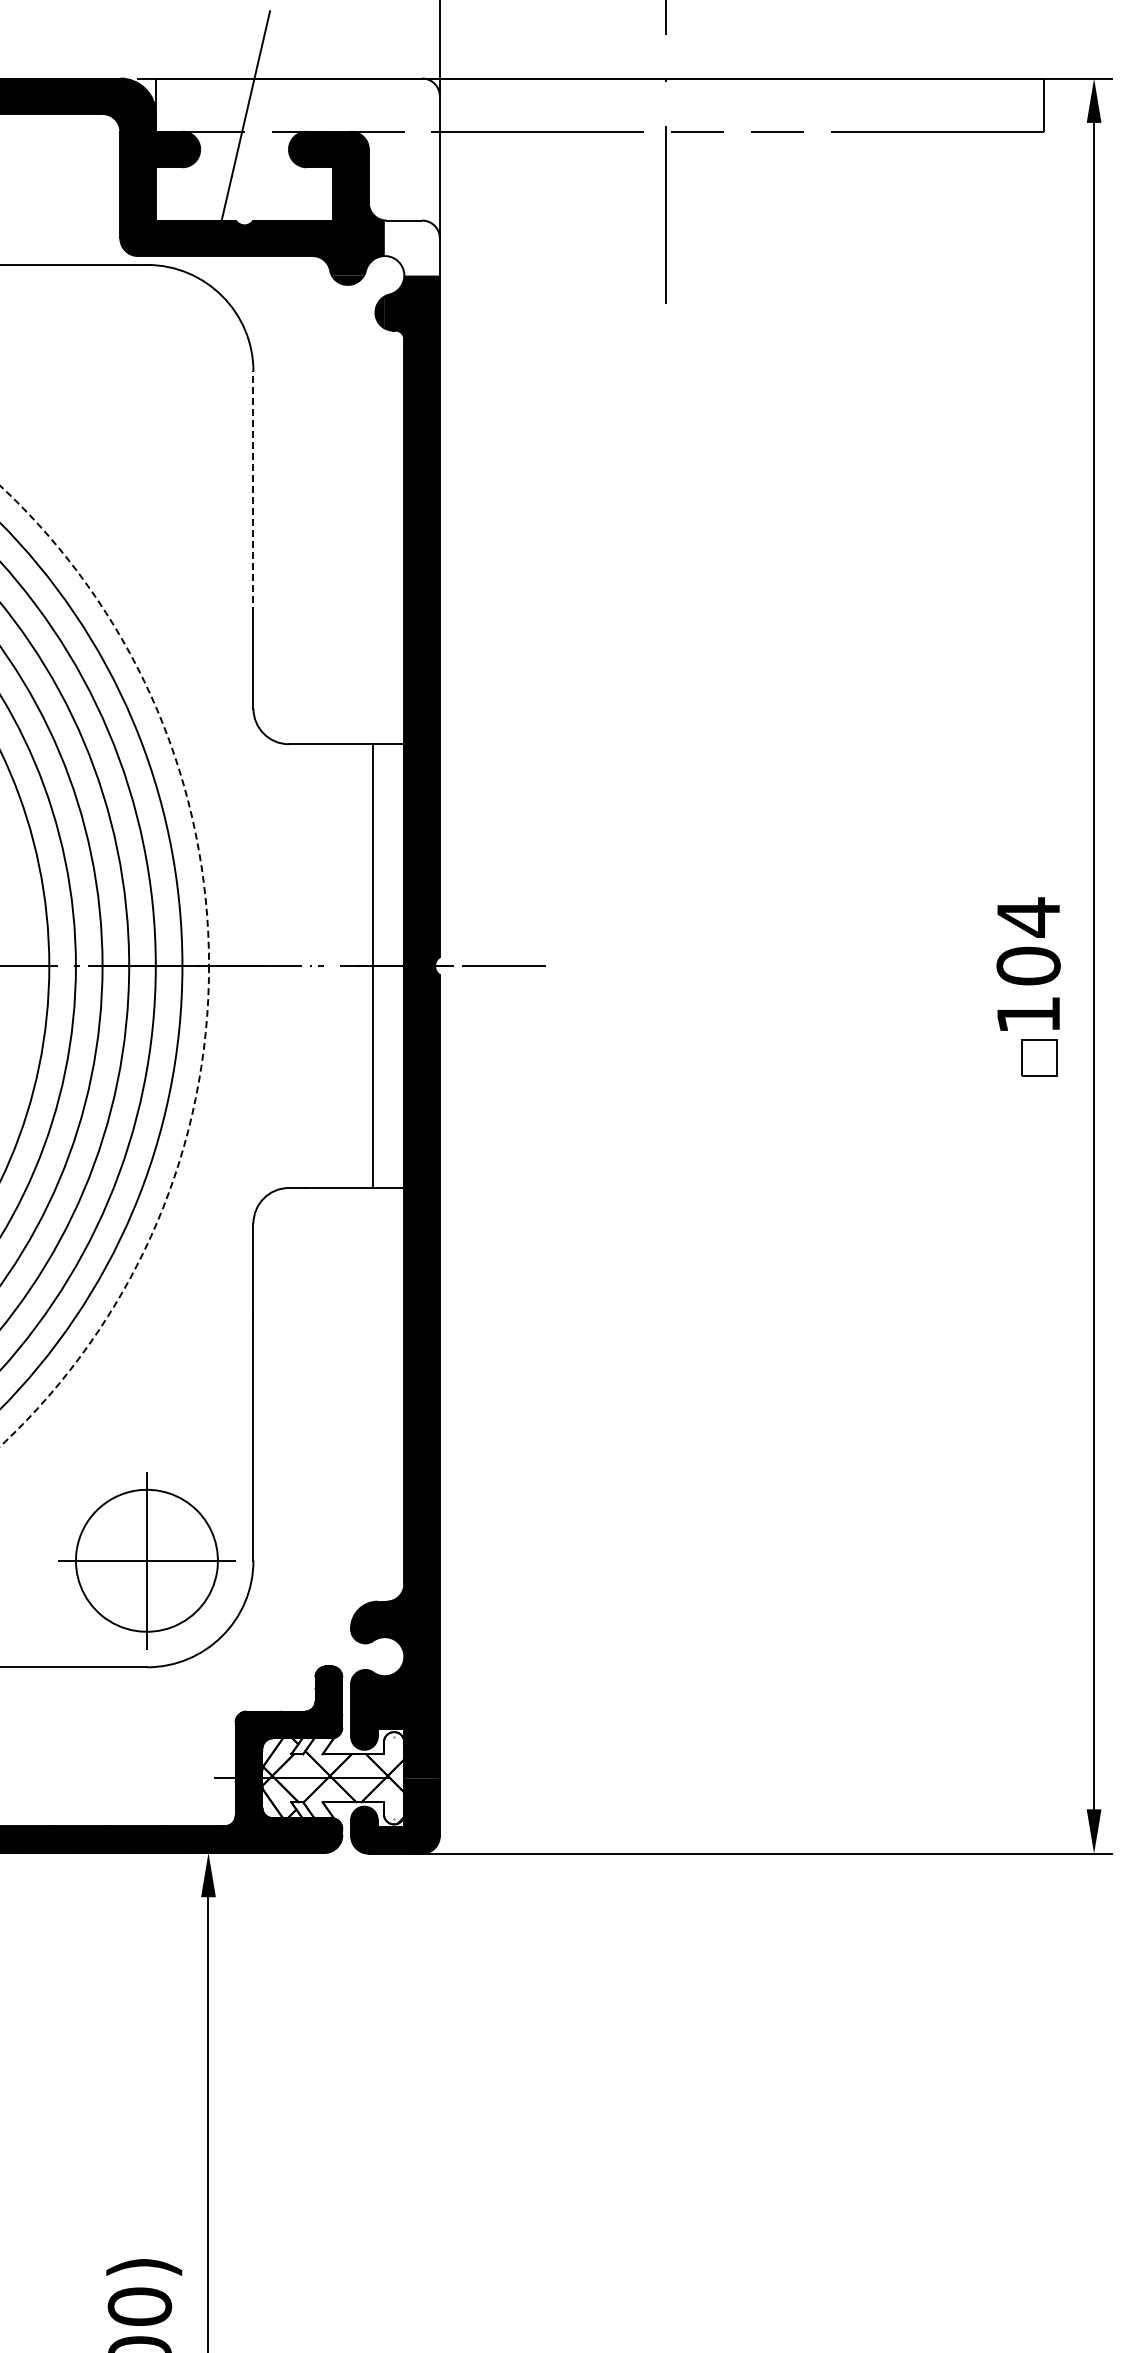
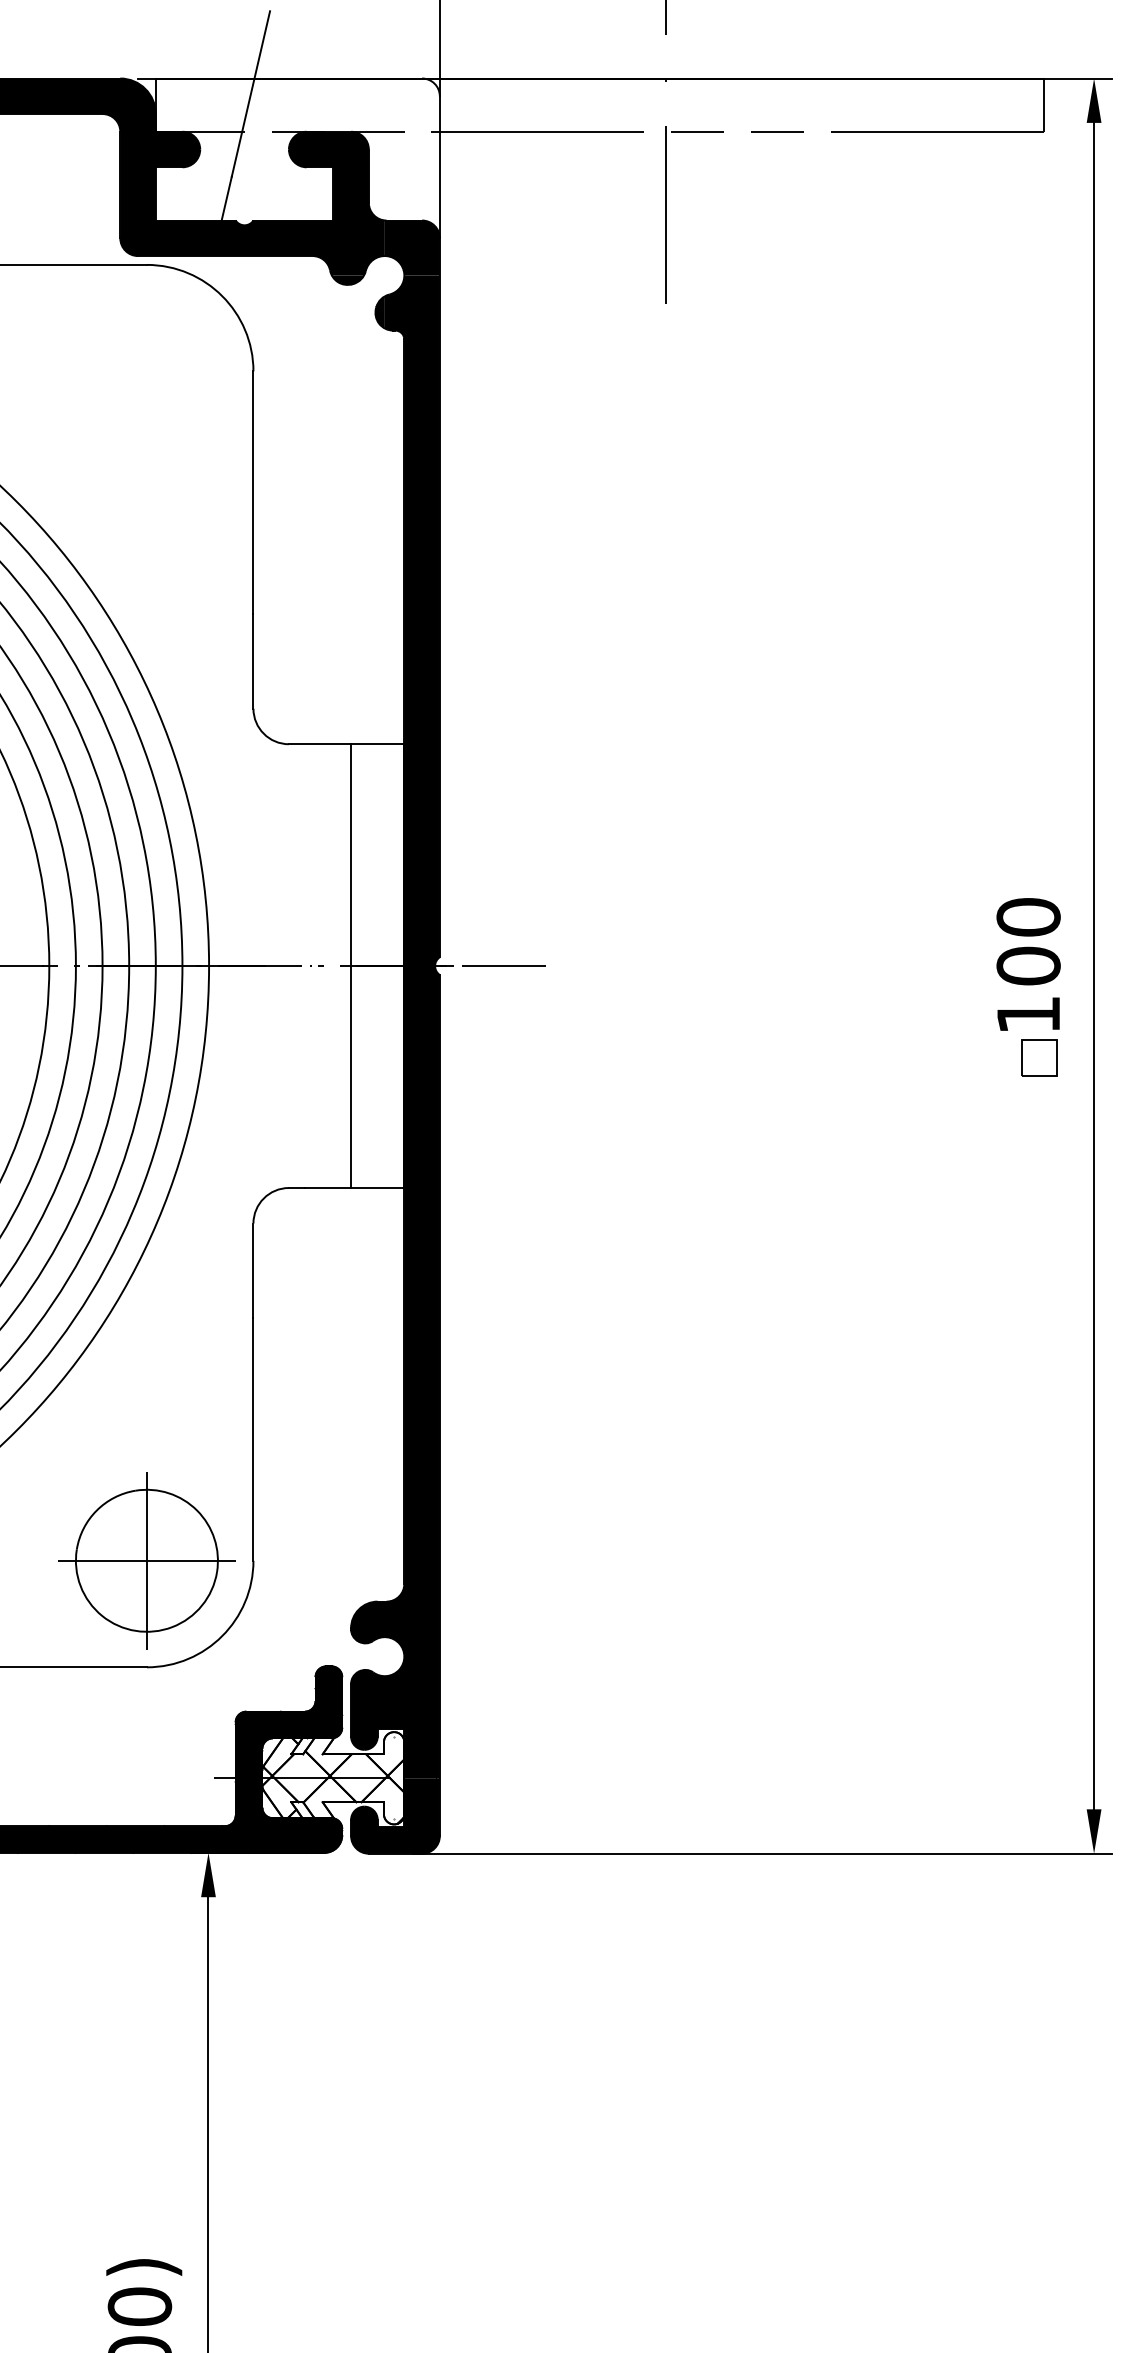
fill: none -> present (411, 247)
line: dashed -> solid (253, 492)
text: 104 -> 100 (1028, 917)
circle: dashed -> solid (104, 966)
line position: (373, 966) -> (351, 966) (351, 966)
